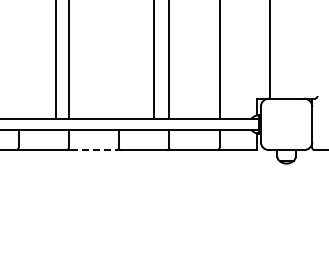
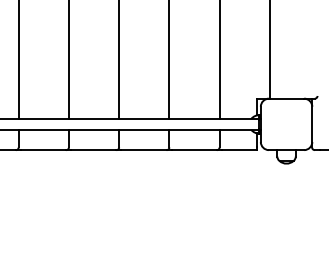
line position: (55, 60) -> (18, 60) (18, 60)
line position: (154, 60) -> (119, 60) (119, 60)
line: dashed -> solid (93, 150)
